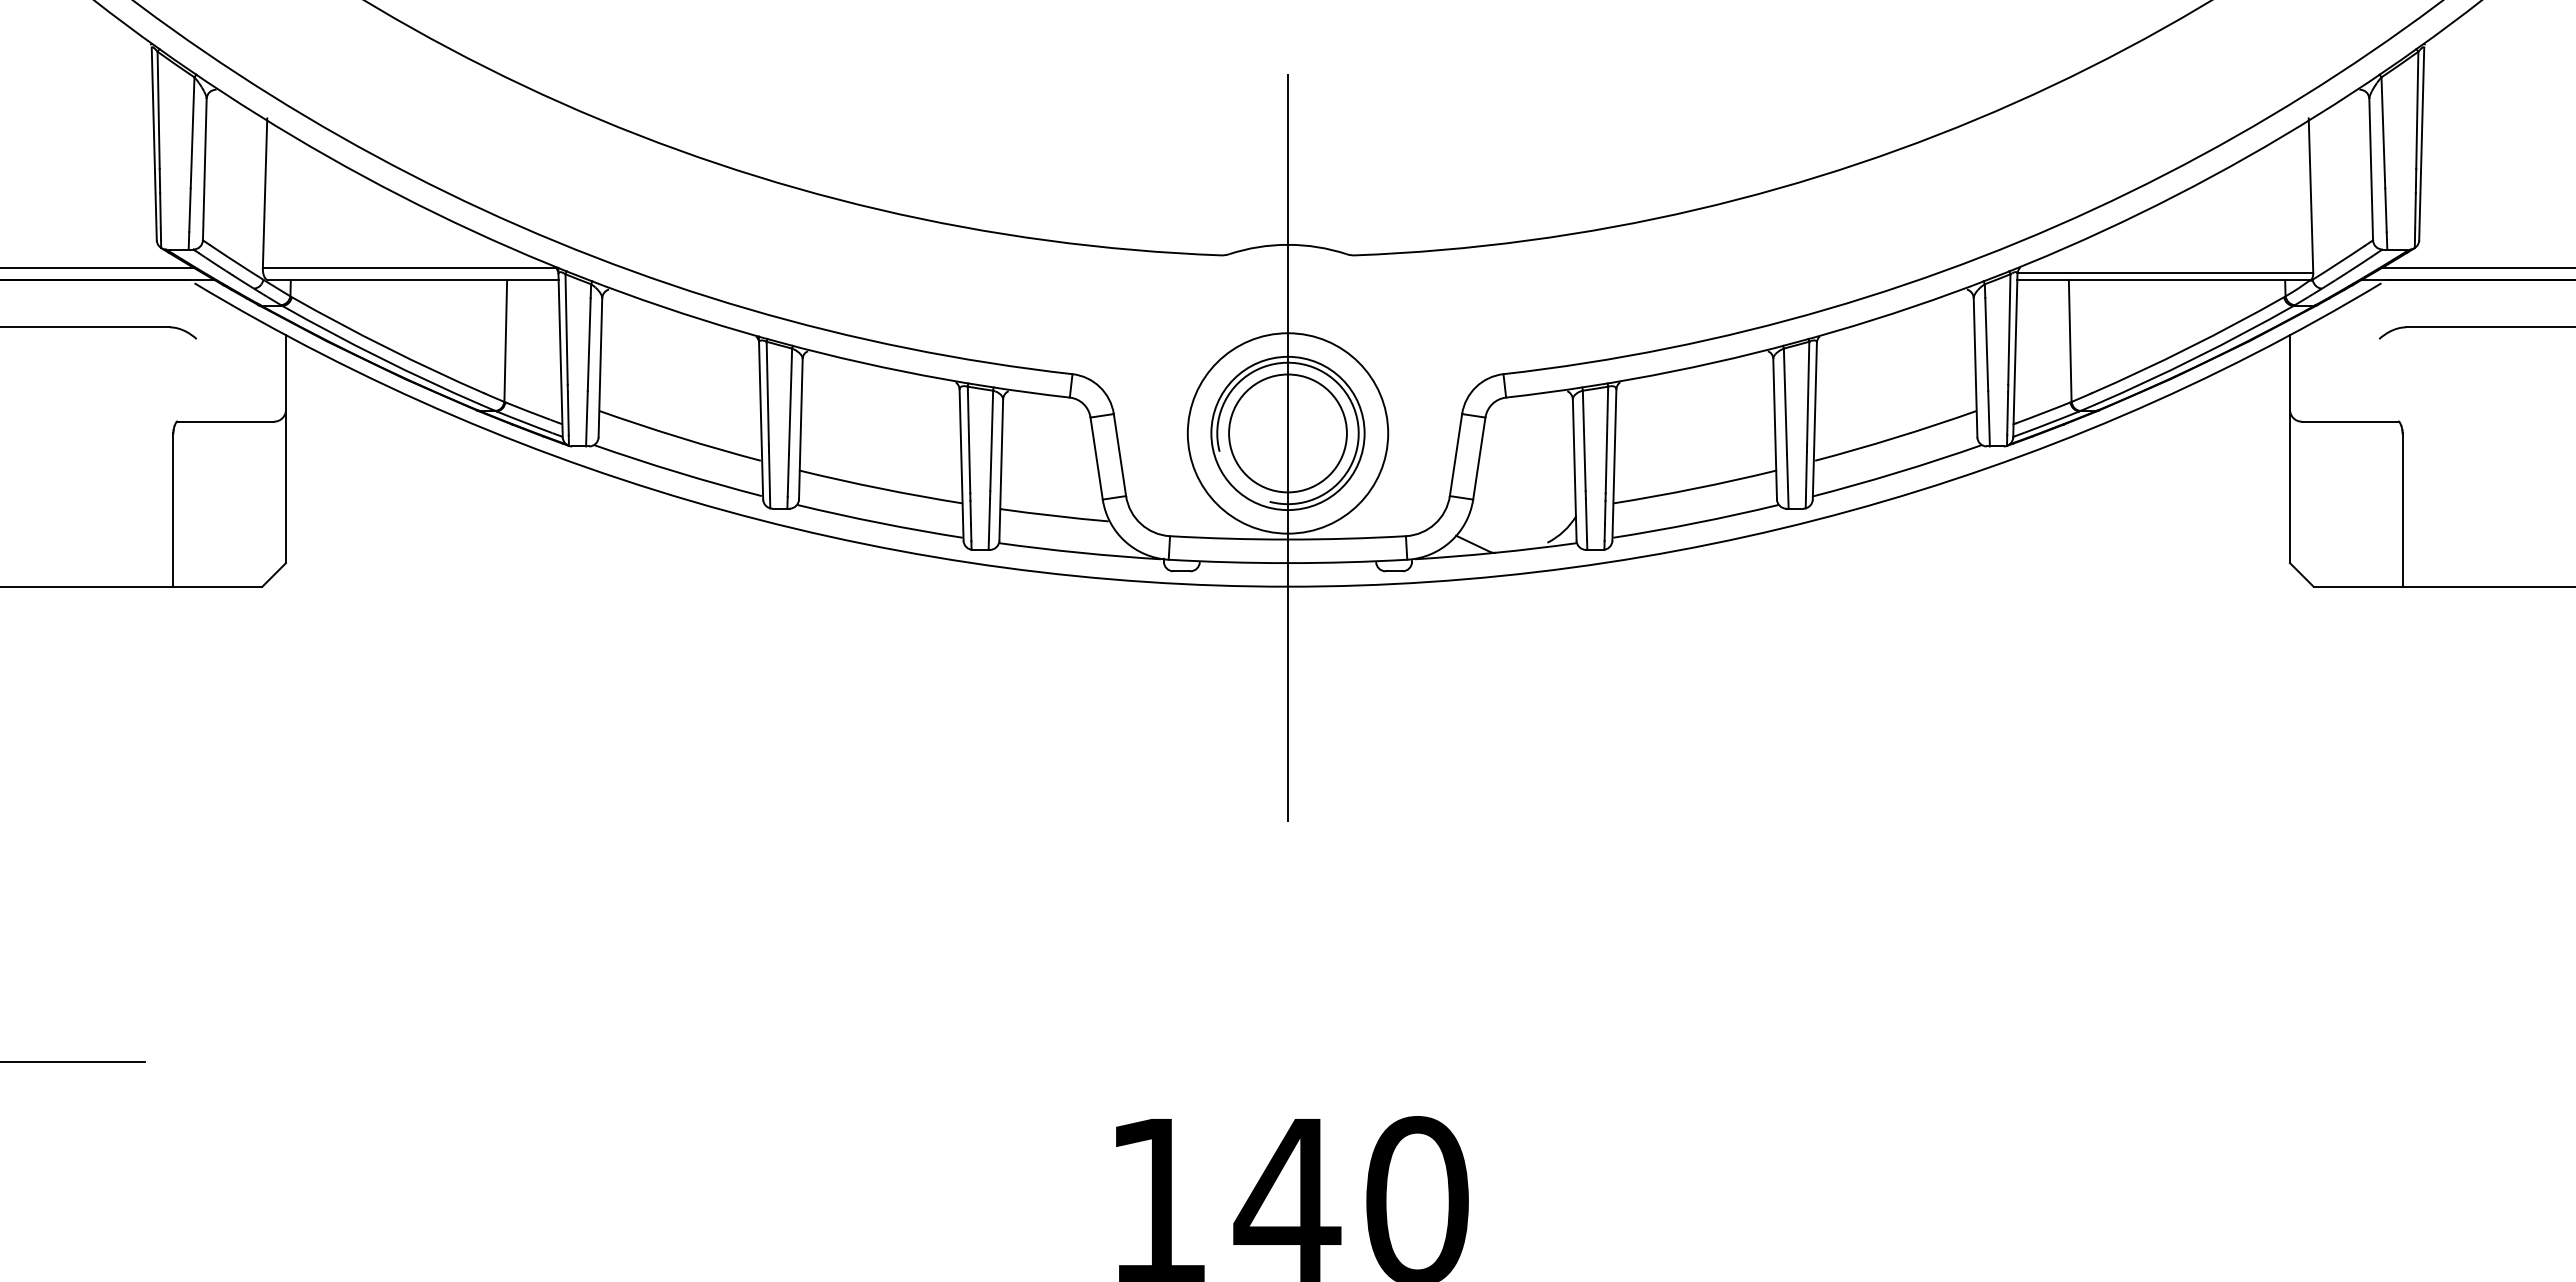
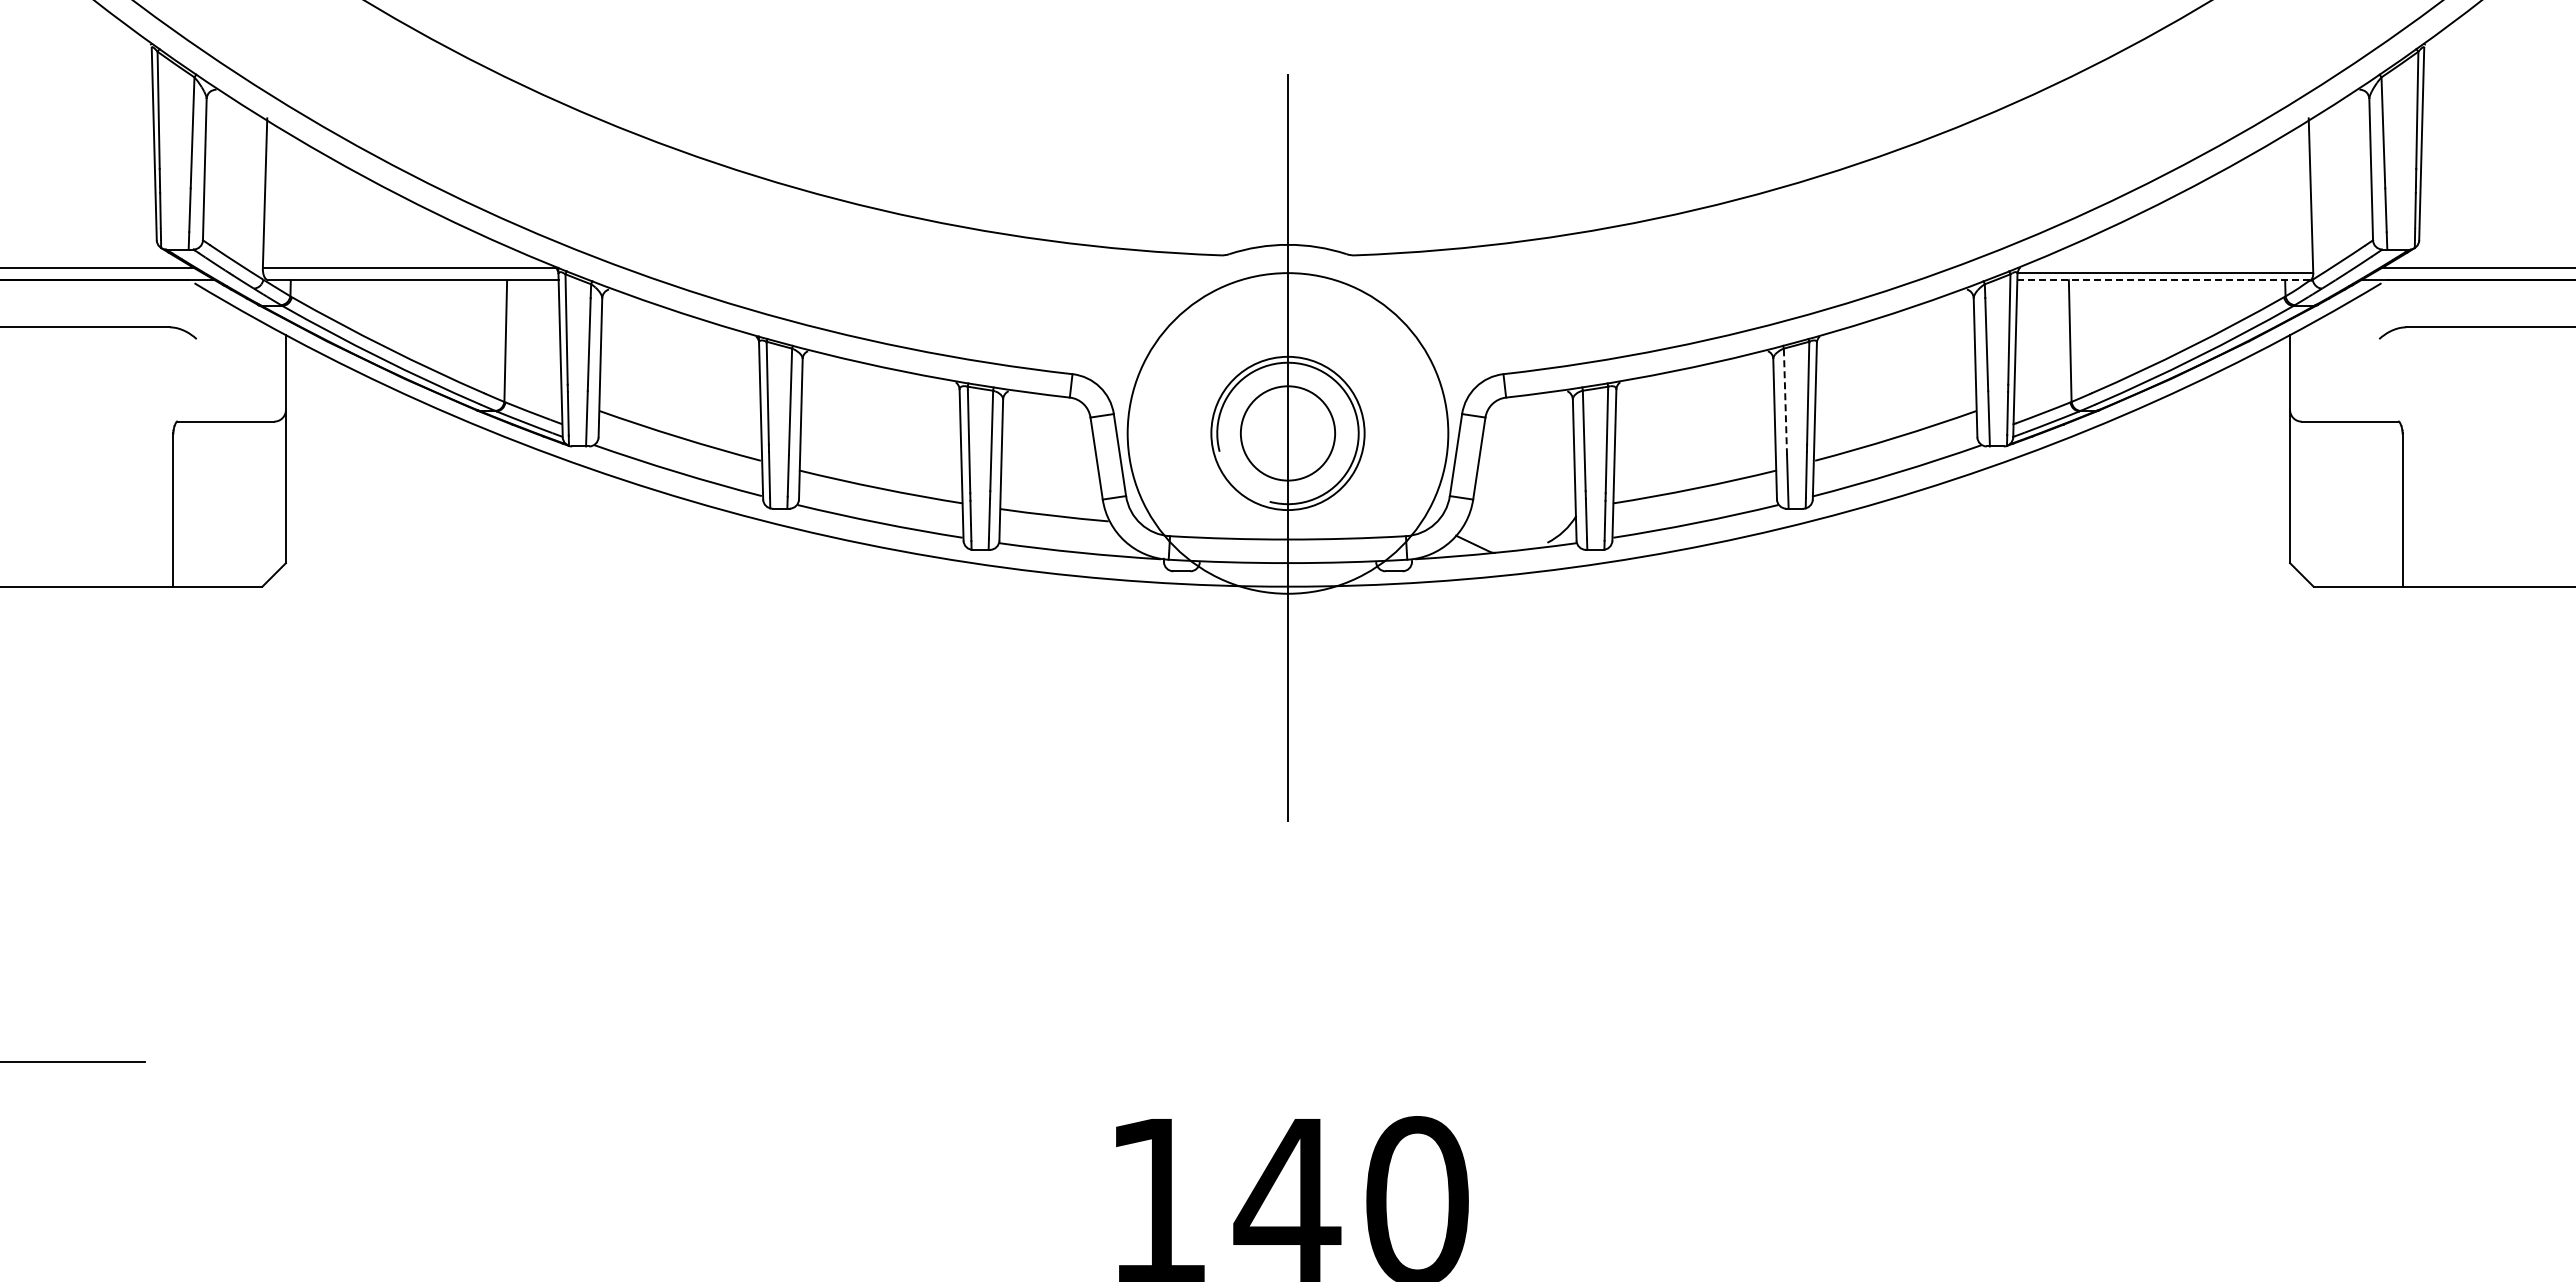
line: solid -> dashed (2164, 280)
line: solid -> dashed (1785, 401)
circle diameter: 118 px -> 94 px (1287, 433)
circle diameter: 200 px -> 321 px (1287, 433)
